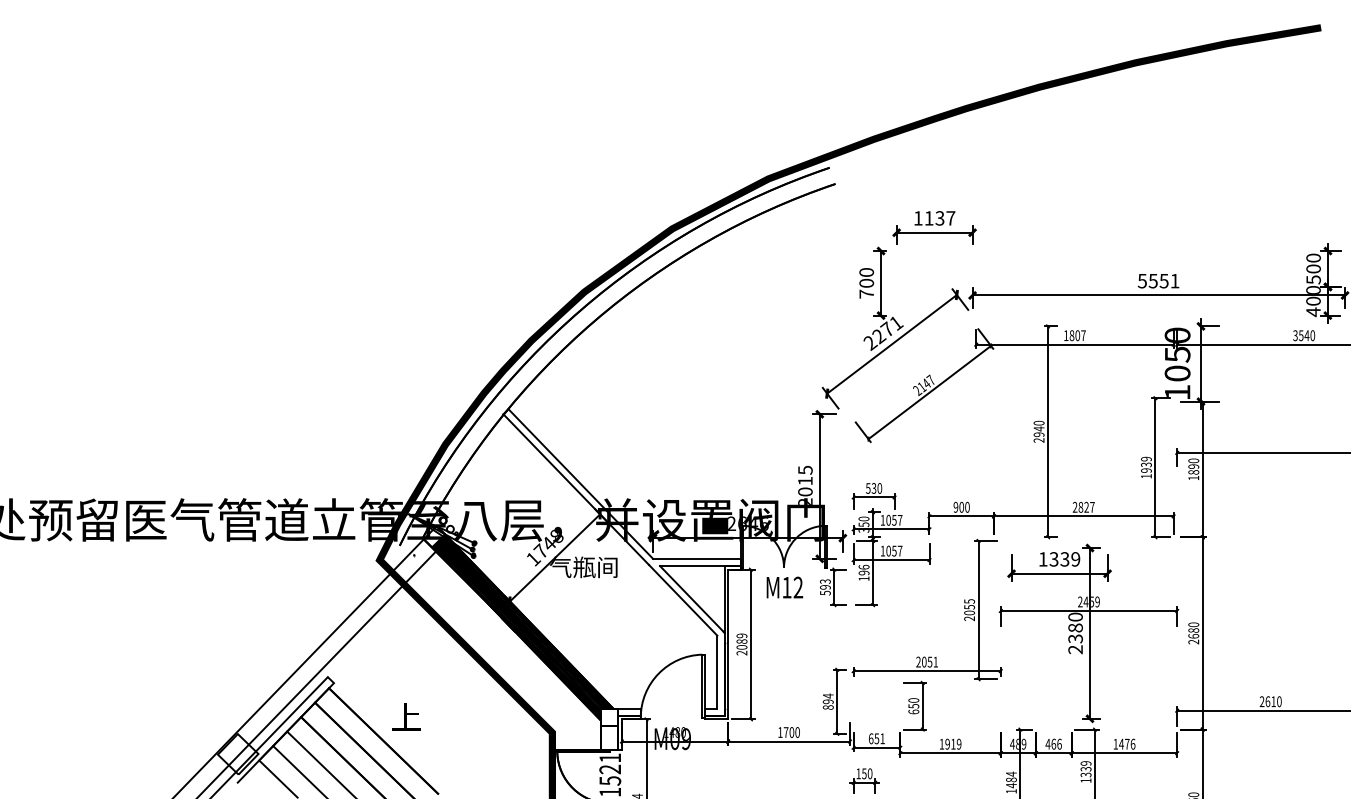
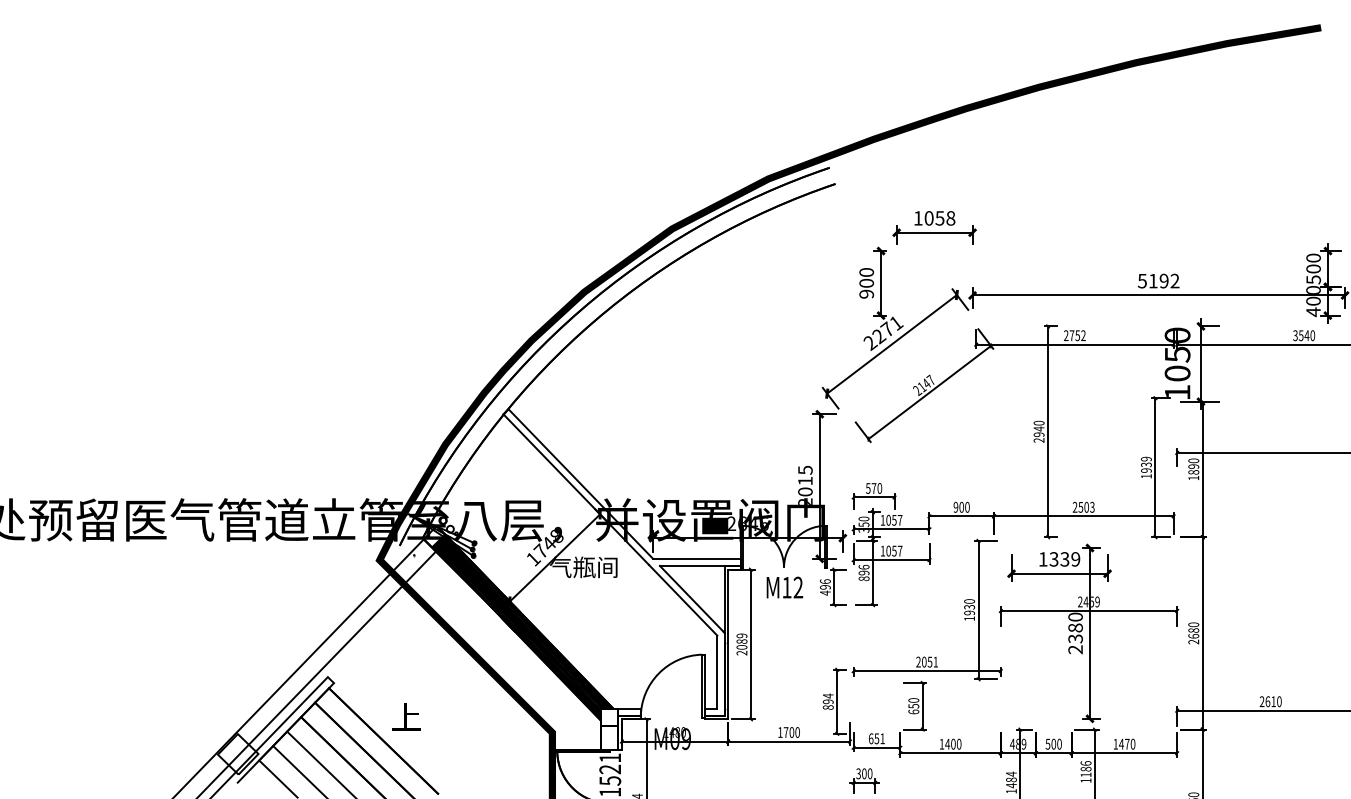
text: 1137 -> 1058 (939, 218)
text: 5551 -> 5192 (1163, 280)
text: 700 -> 900 (866, 293)
text: 1807 -> 2752 (1074, 335)
text: 530 -> 570 (873, 488)
text: 2827 -> 2503 (1086, 506)
text: 196 -> 896 (863, 578)
text: 593 -> 496 (825, 587)
text: 2055 -> 1930 (969, 610)
text: 1919 -> 1400 (953, 743)
text: 466 -> 500 (1053, 743)
text: 1476 -> 1470 (1132, 743)
text: 1339 -> 1186 (1085, 769)
text: 150 -> 300 (861, 773)
